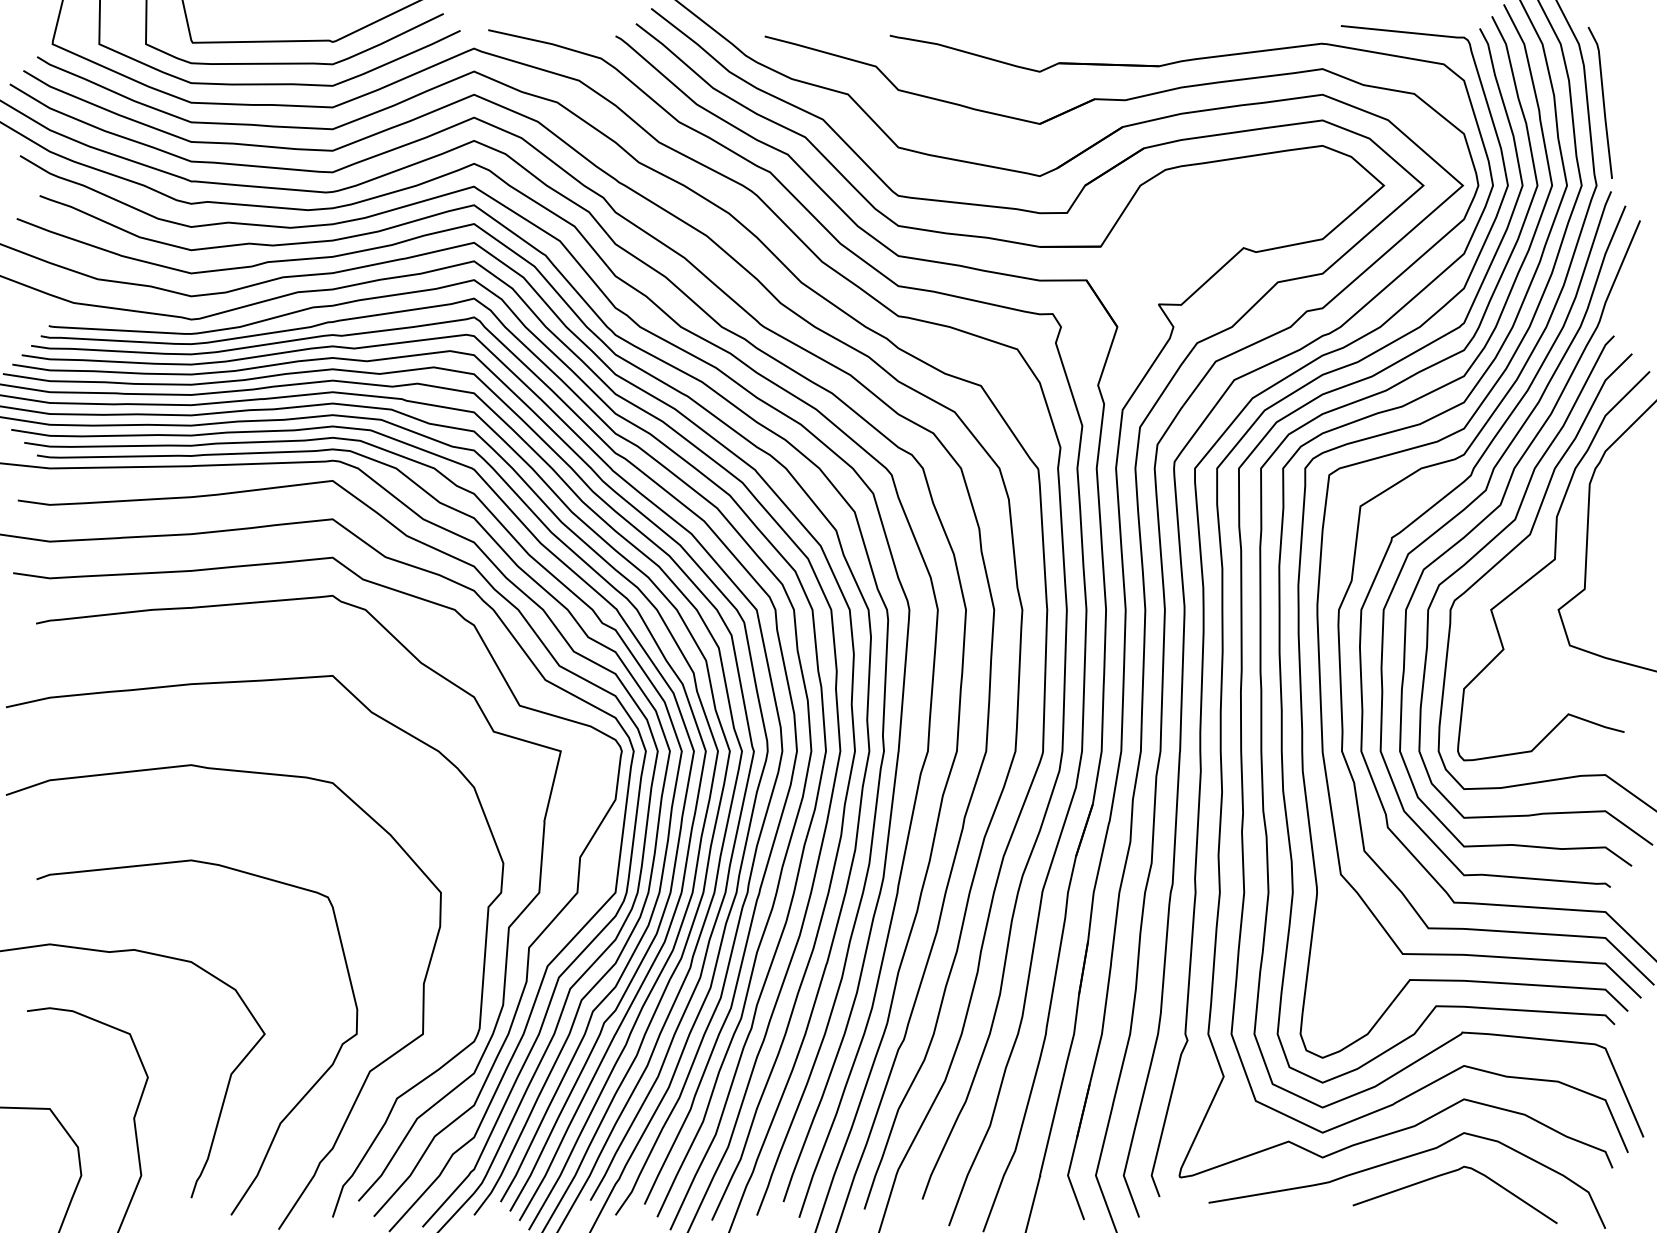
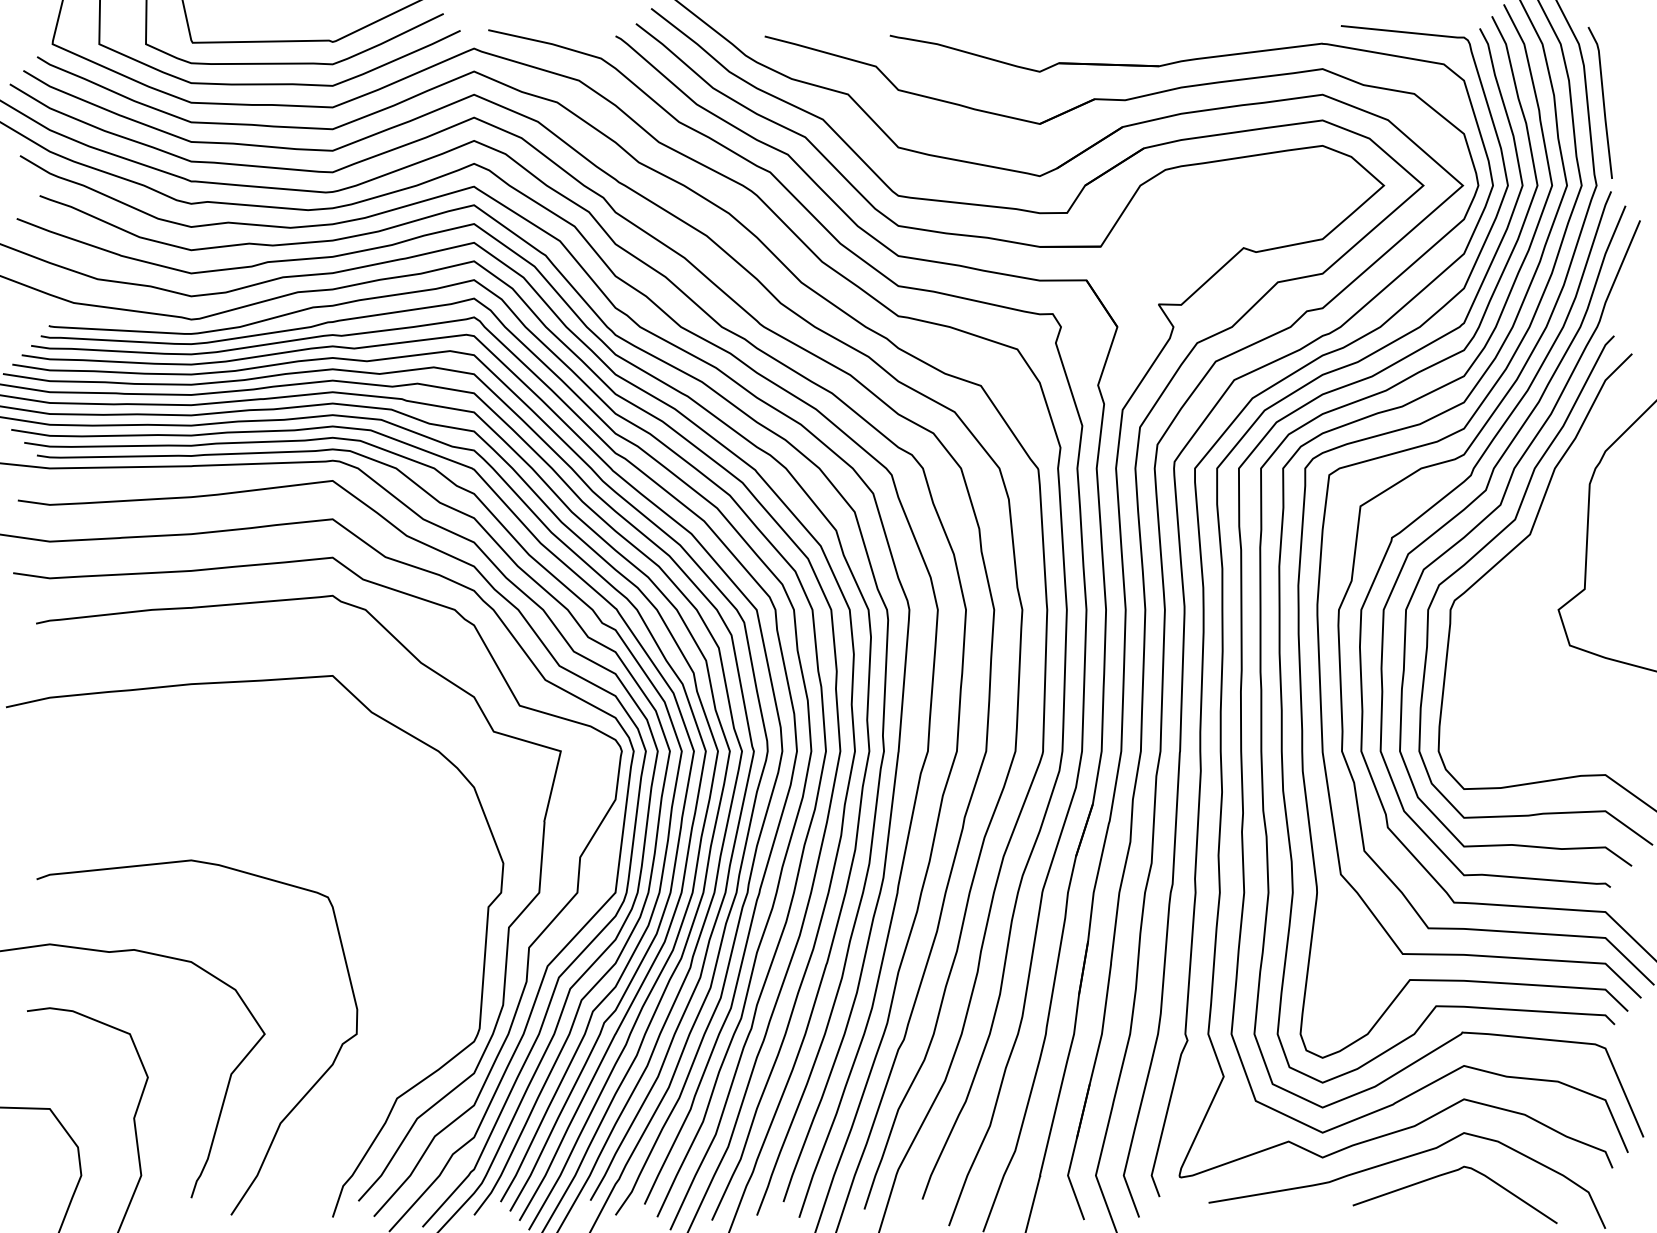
curve: present -> none (1551, 563)
curve: present -> none (369, 1070)
